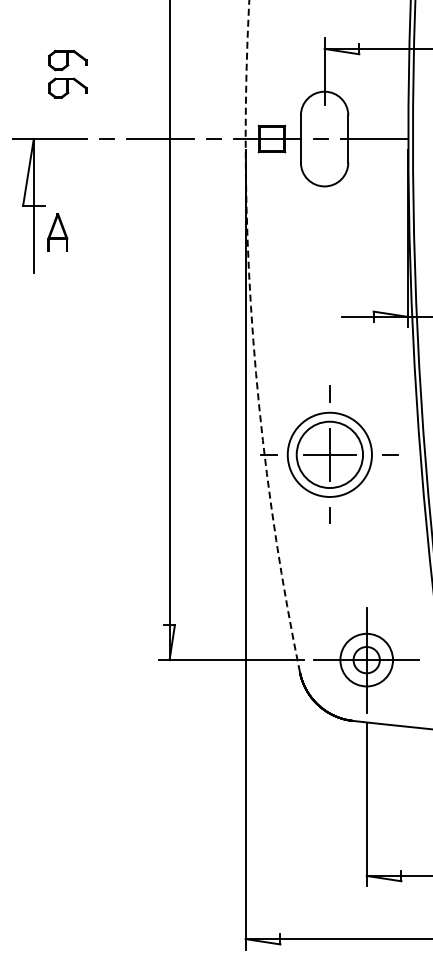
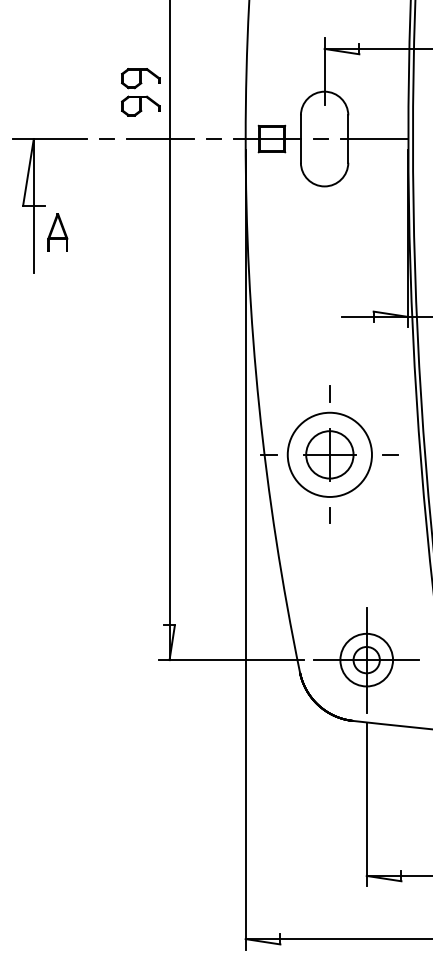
part position: (67, 74) -> (140, 92) (140, 92)
arc: dashed -> solid (253, 338)
circle diameter: 66 px -> 47 px (329, 454)
